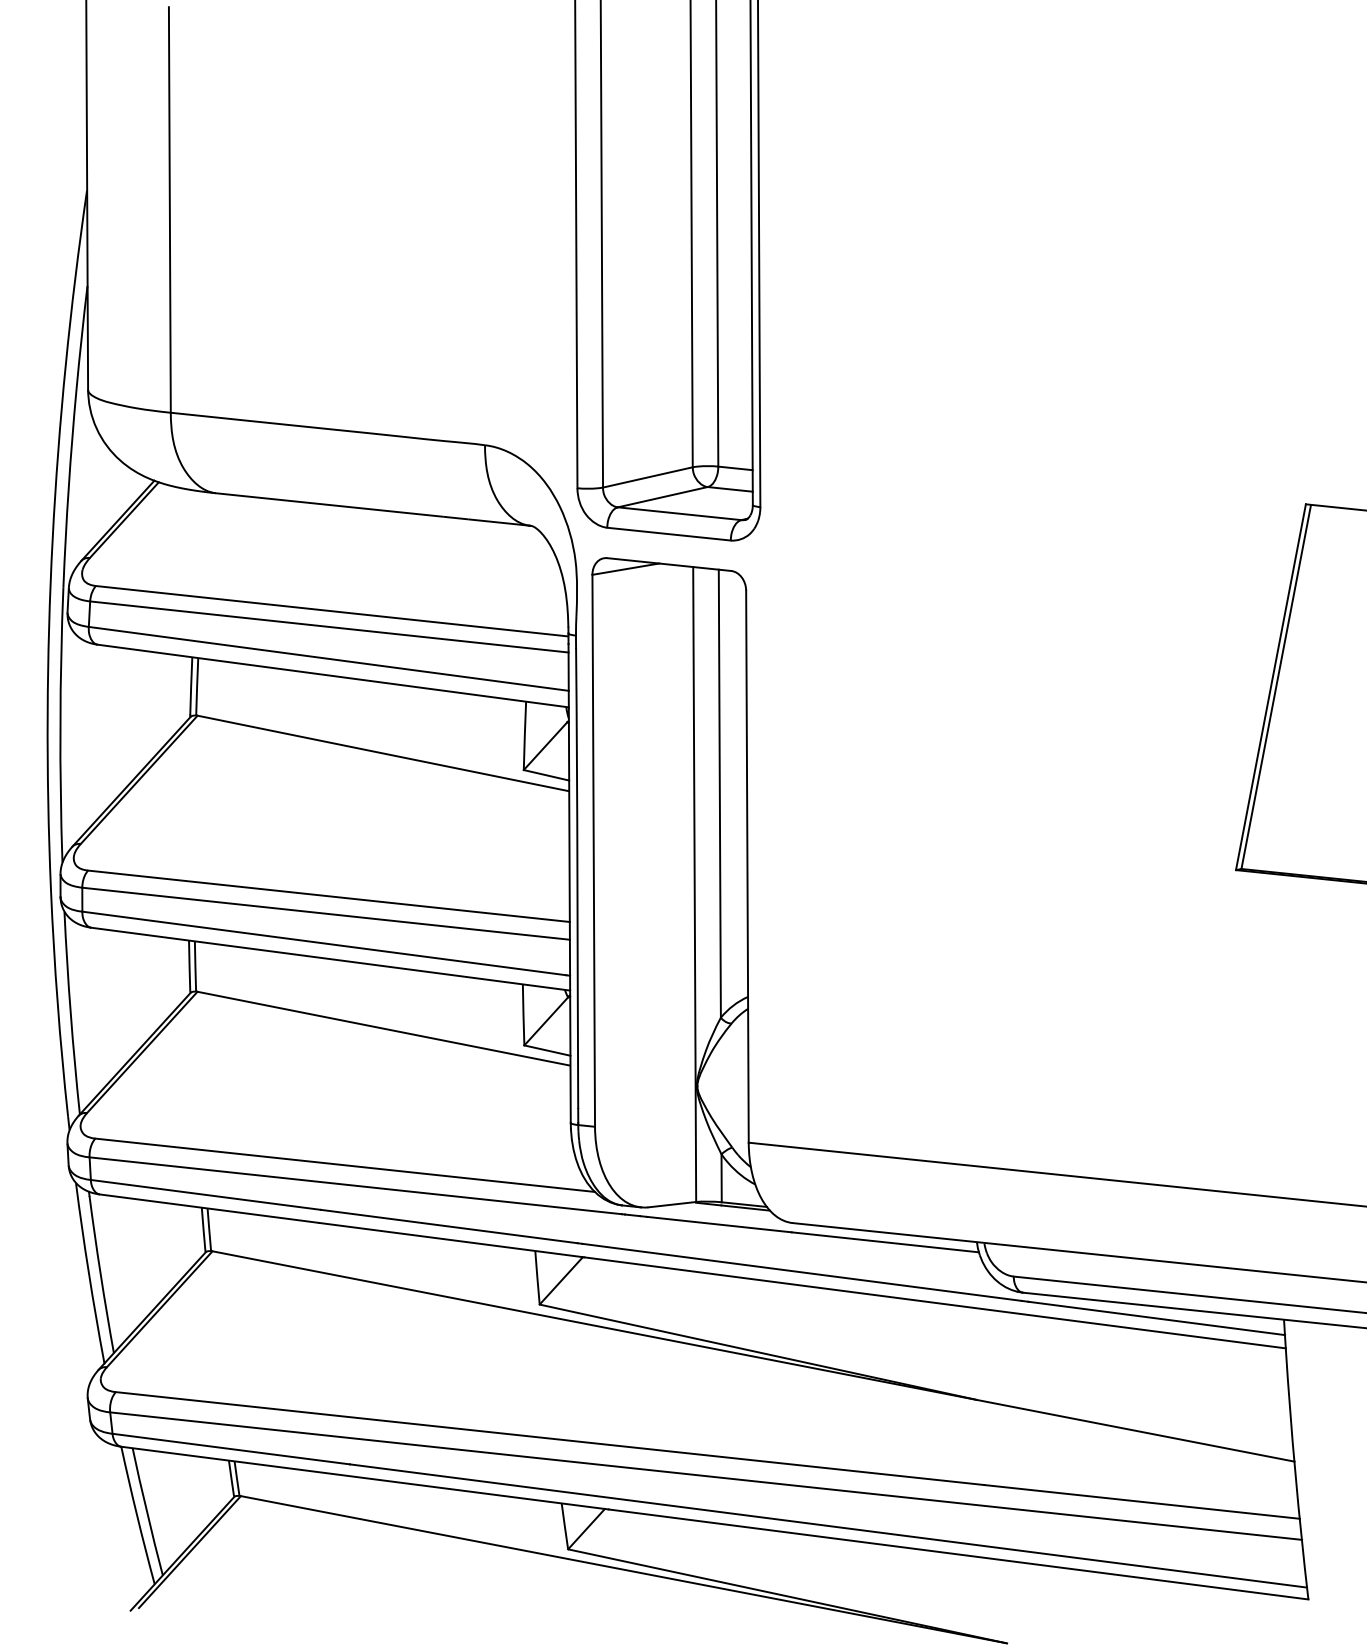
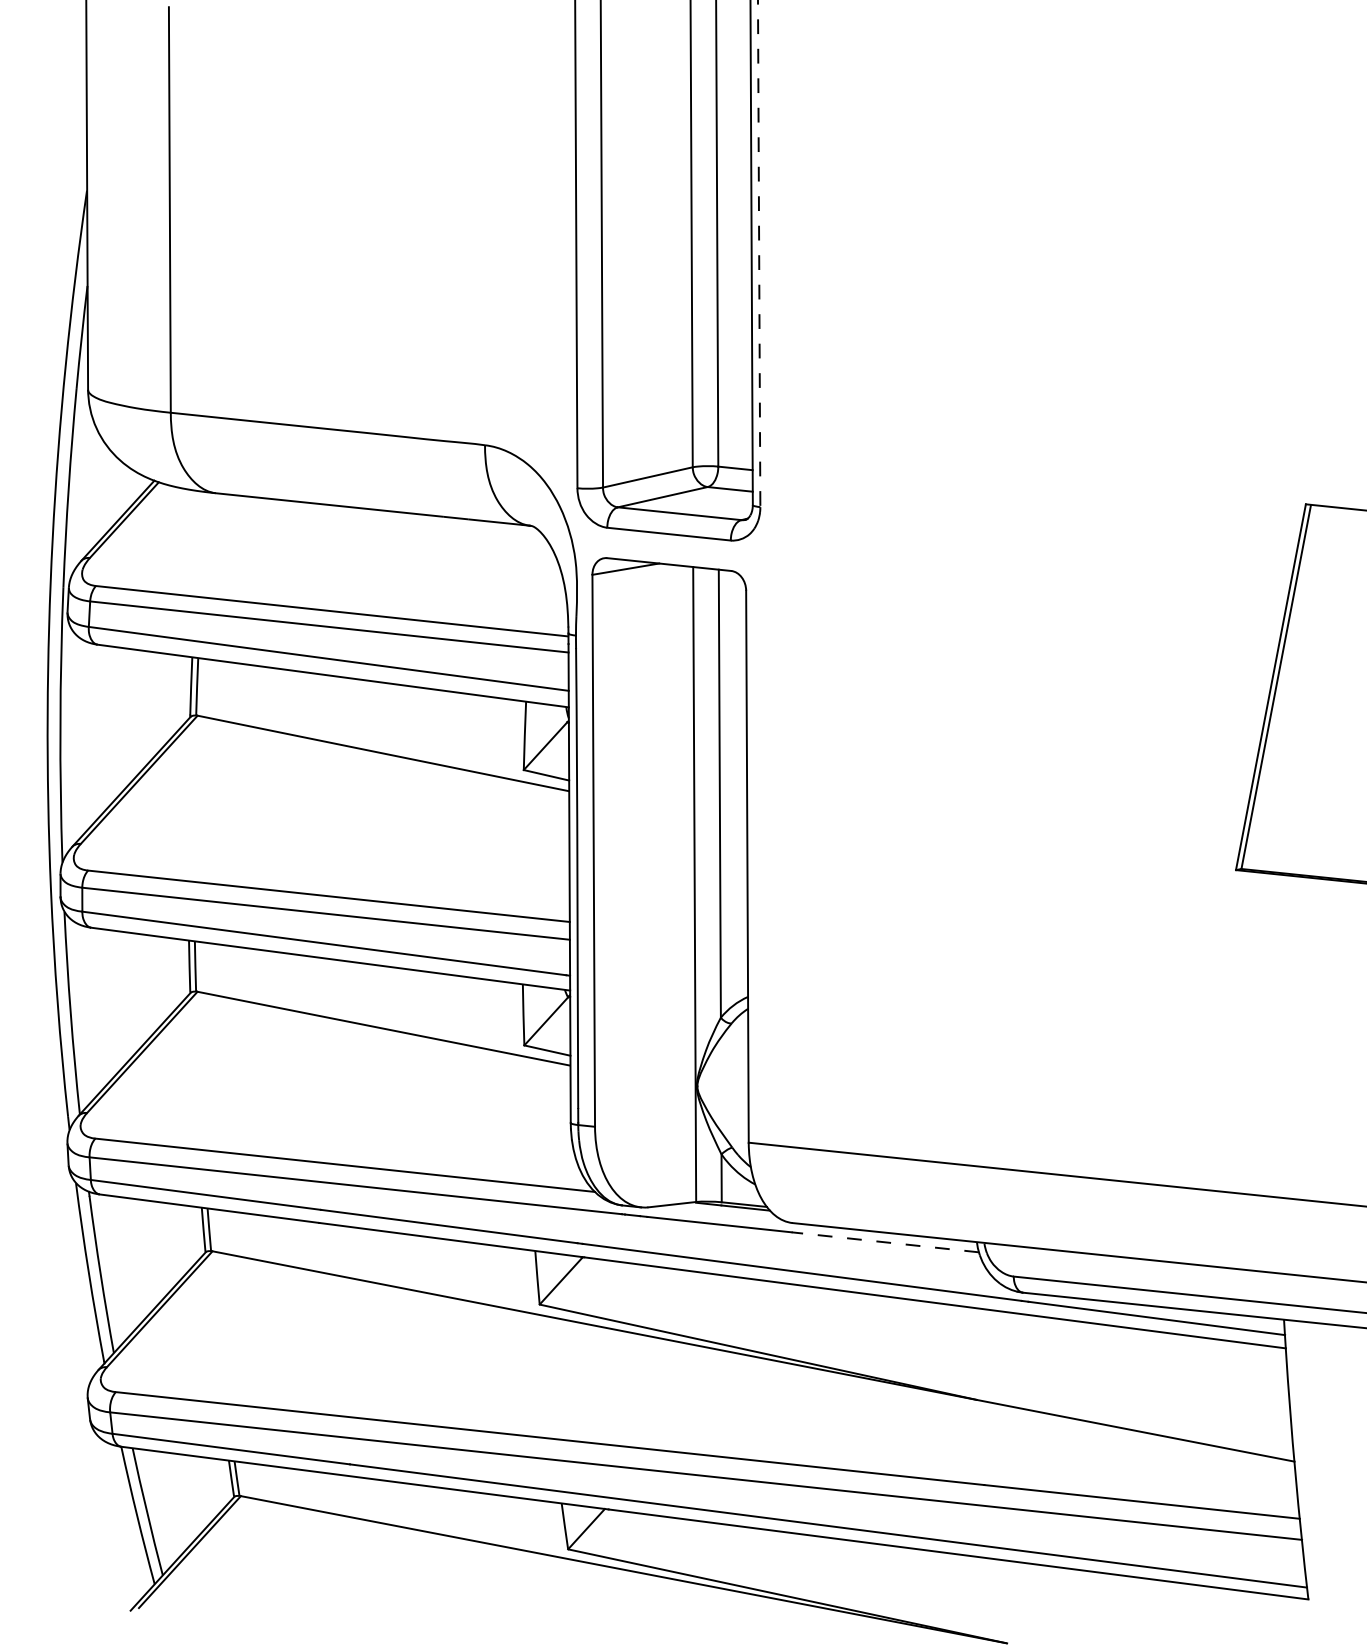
line: solid -> dashed (759, 254)
line: solid -> dashed (884, 1242)
